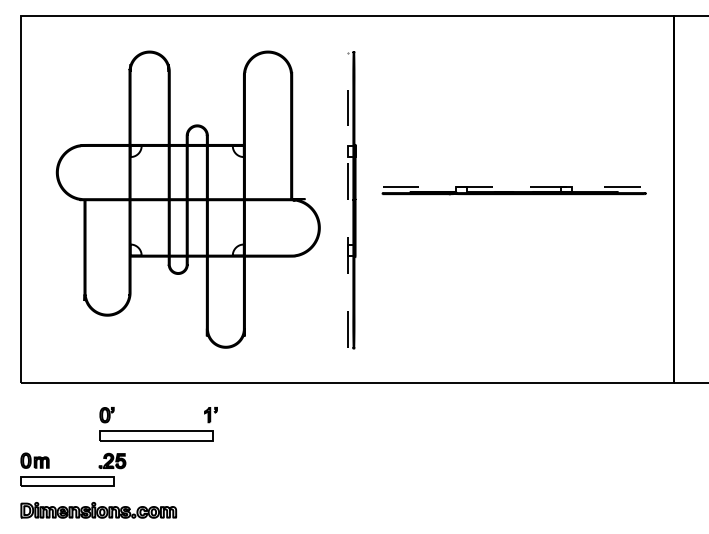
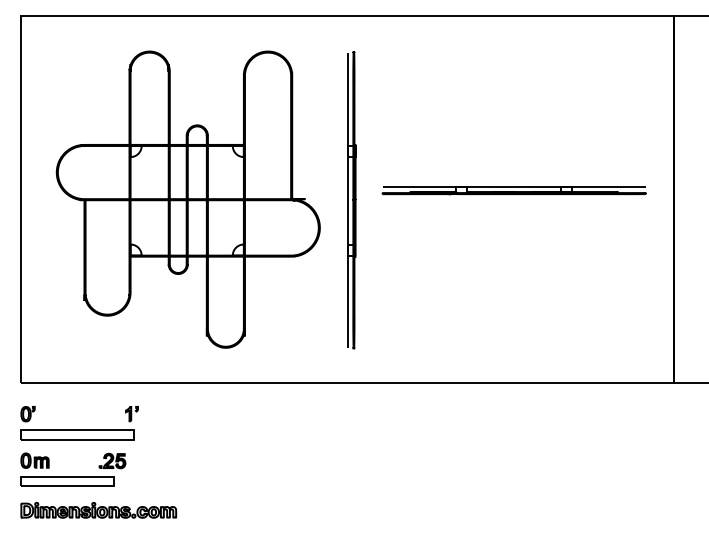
line: dashed -> solid (514, 186)
line: dashed -> solid (348, 200)
part position: (158, 424) -> (79, 423) (79, 423)
